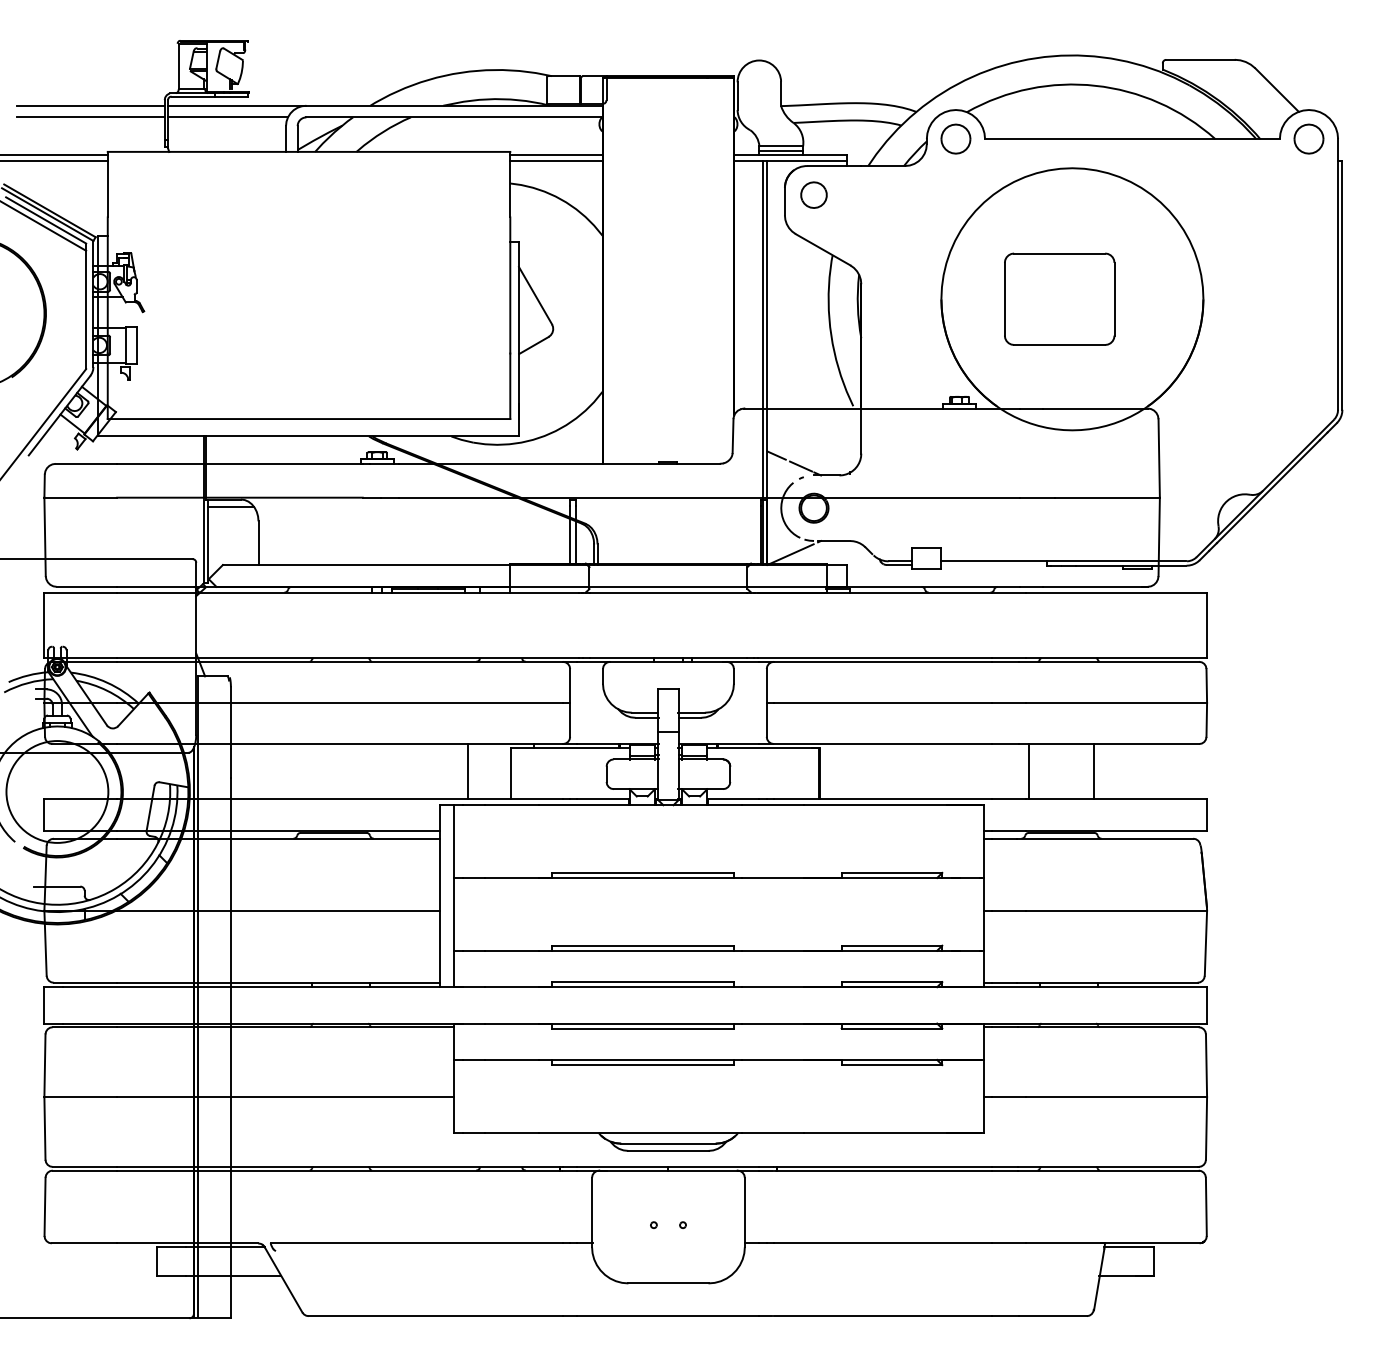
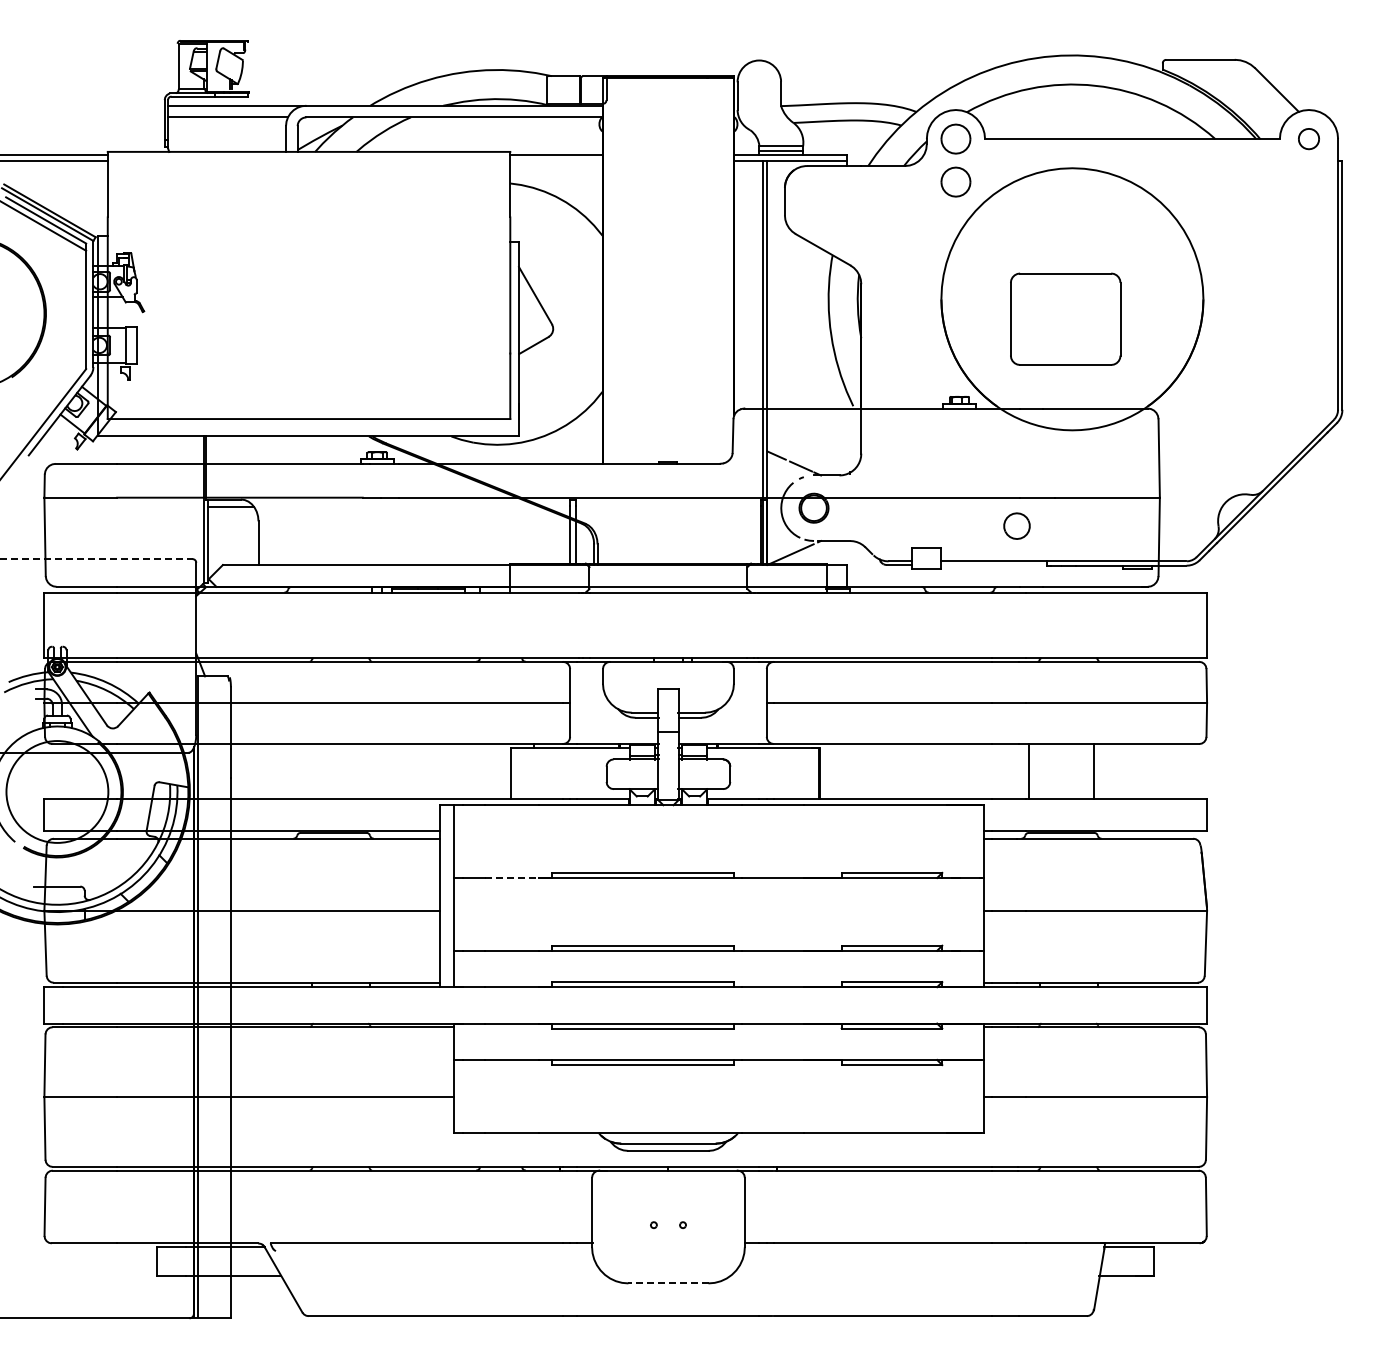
line: present -> none (90, 105)
line: present -> none (90, 117)
part size: 32x32 px -> 22x23 px (1308, 139)
line: present -> none (556, 160)
part: none -> present (955, 181)
part position: (813, 194) -> (1016, 525) (1016, 525)
part position: (1059, 298) -> (1065, 318) (1065, 318)
line: solid -> dashed (96, 559)
line: present -> none (468, 771)
line: solid -> dashed (512, 878)
line: solid -> dashed (667, 1283)
